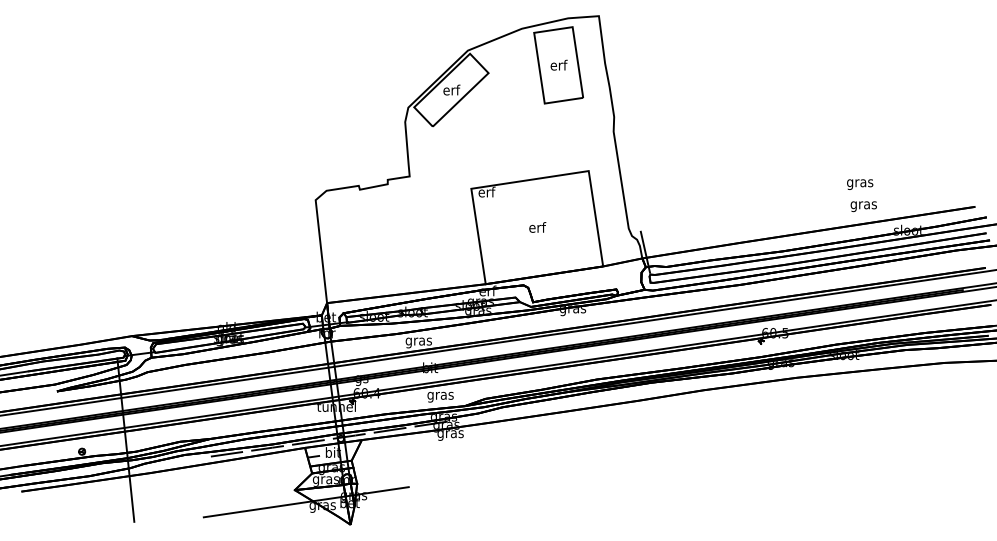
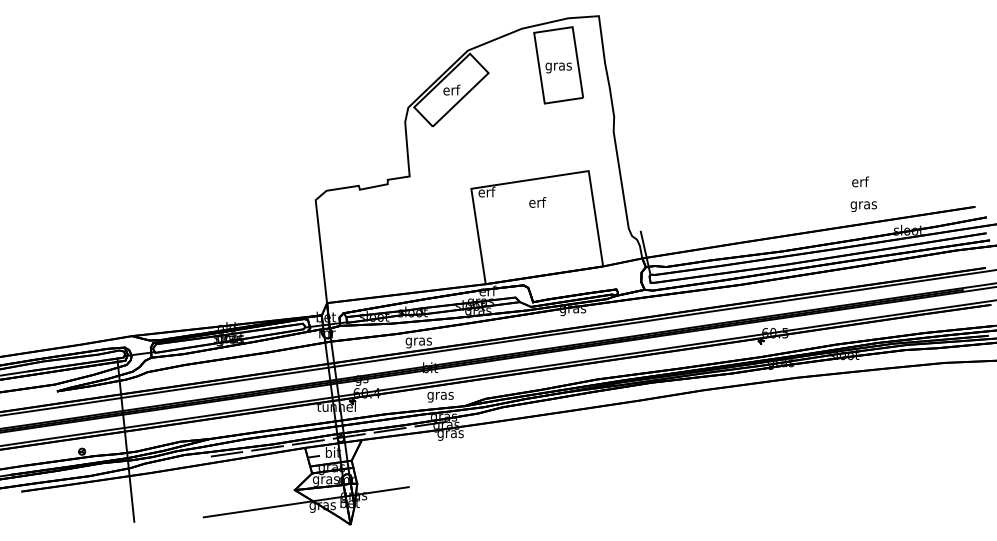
text: erf -> gras (558, 66)
text: gras -> erf (860, 182)
text position: (537, 227) -> (537, 202) (537, 202)
